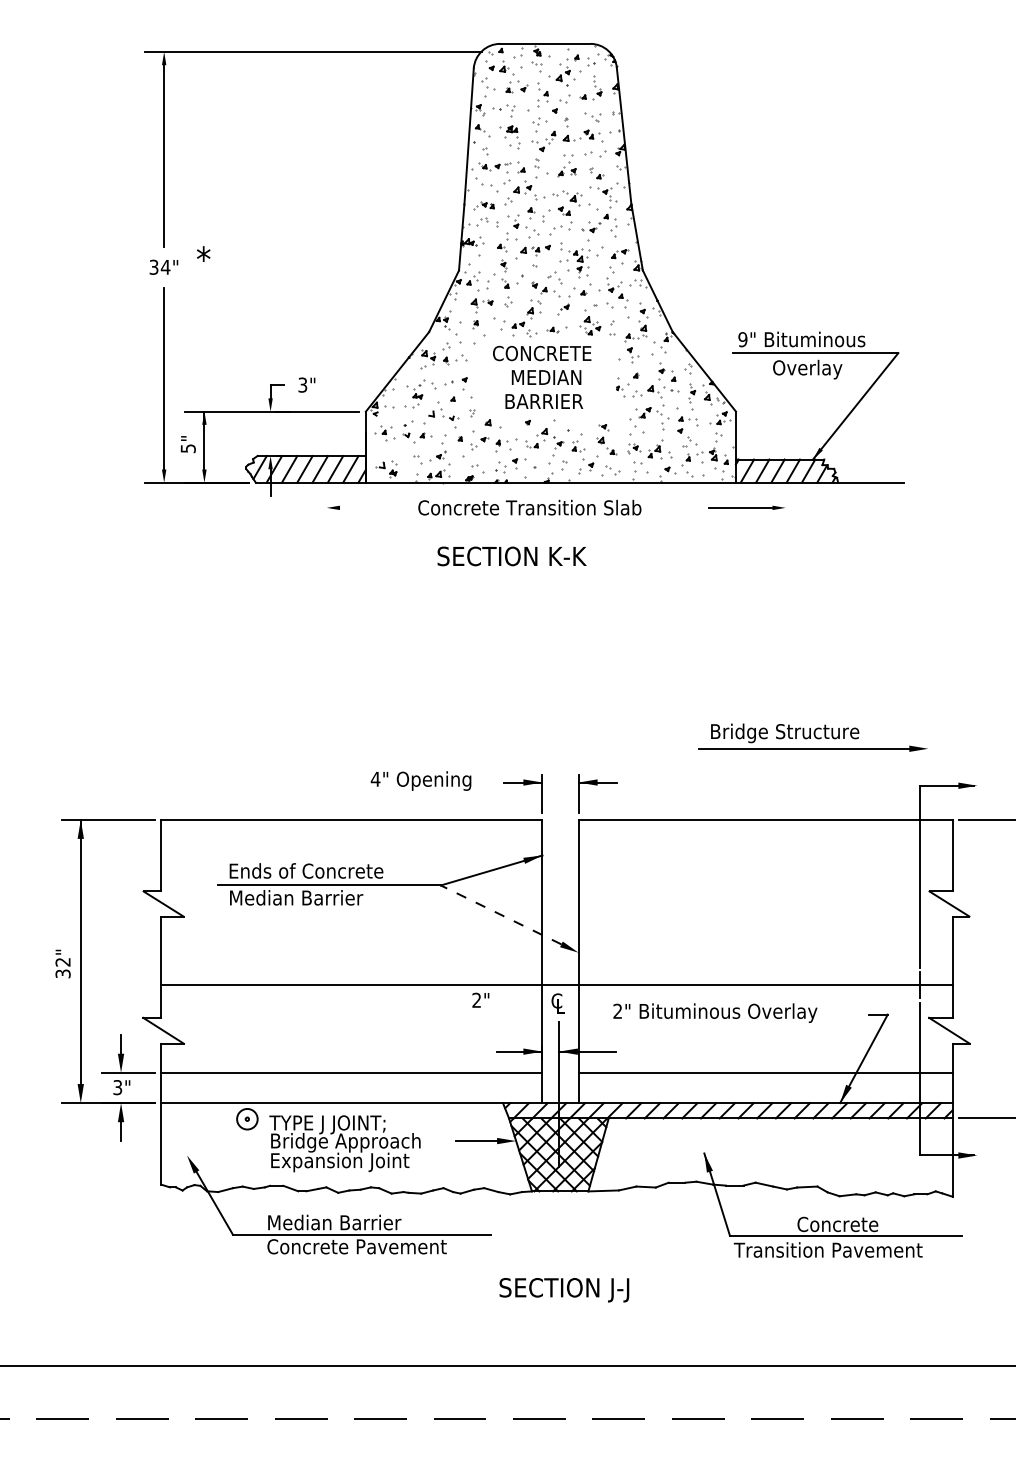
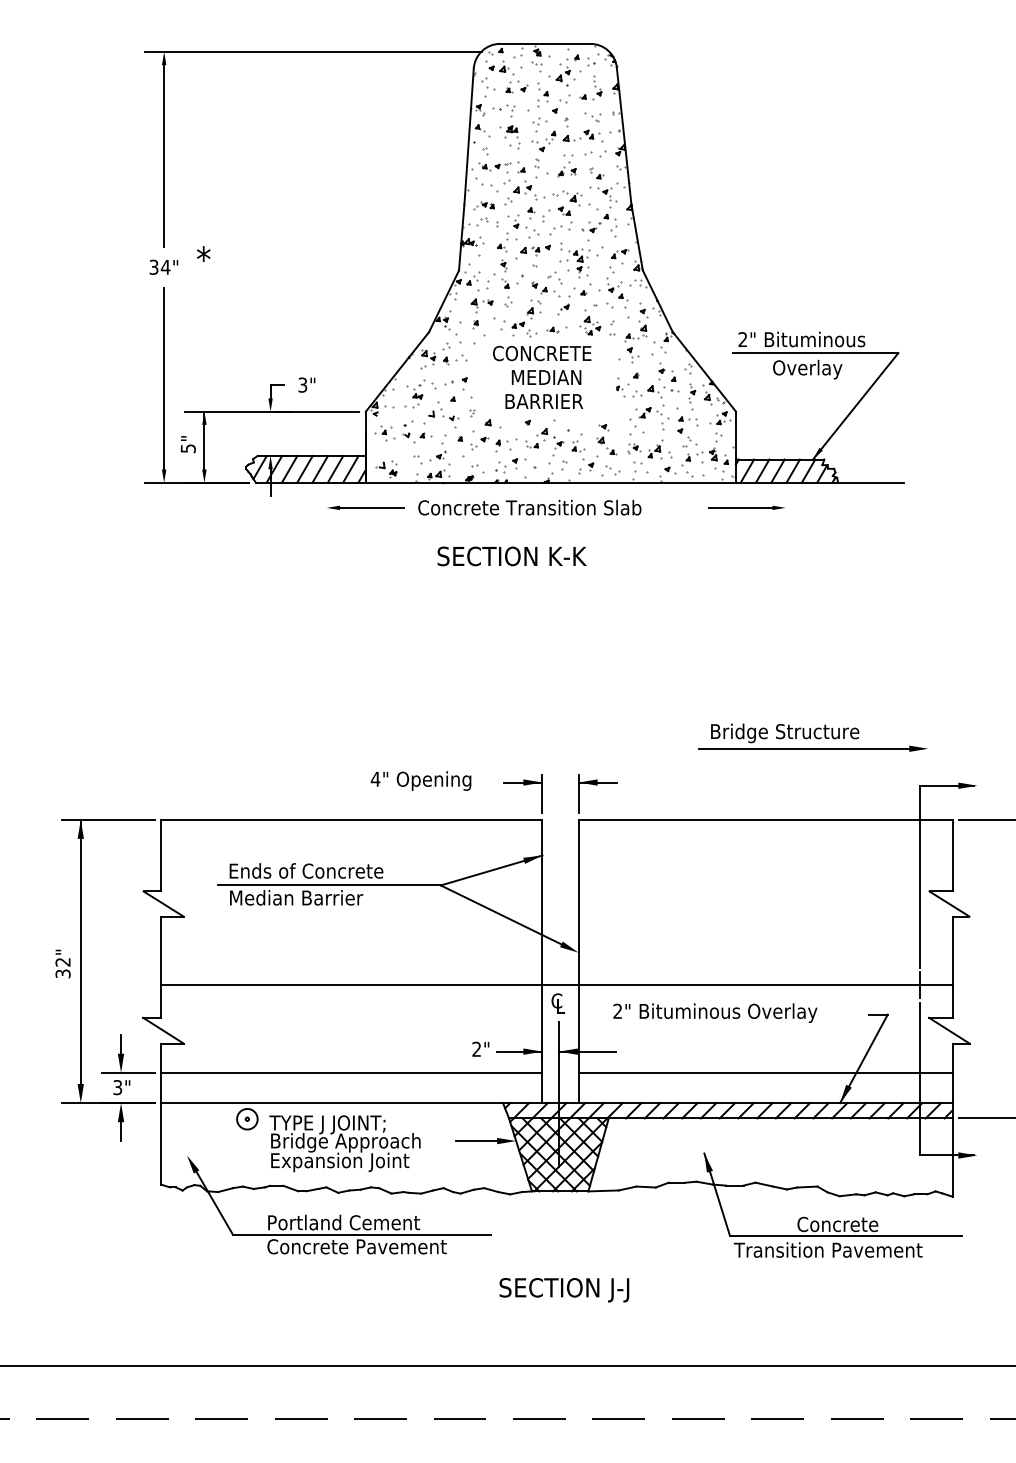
text: 9" -> 2" (742, 339)
line: none -> present (372, 507)
line: dashed -> solid (500, 914)
text position: (480, 999) -> (480, 1048) (480, 1048)
text: Median Barrier -> Portland Cement (345, 1222)
